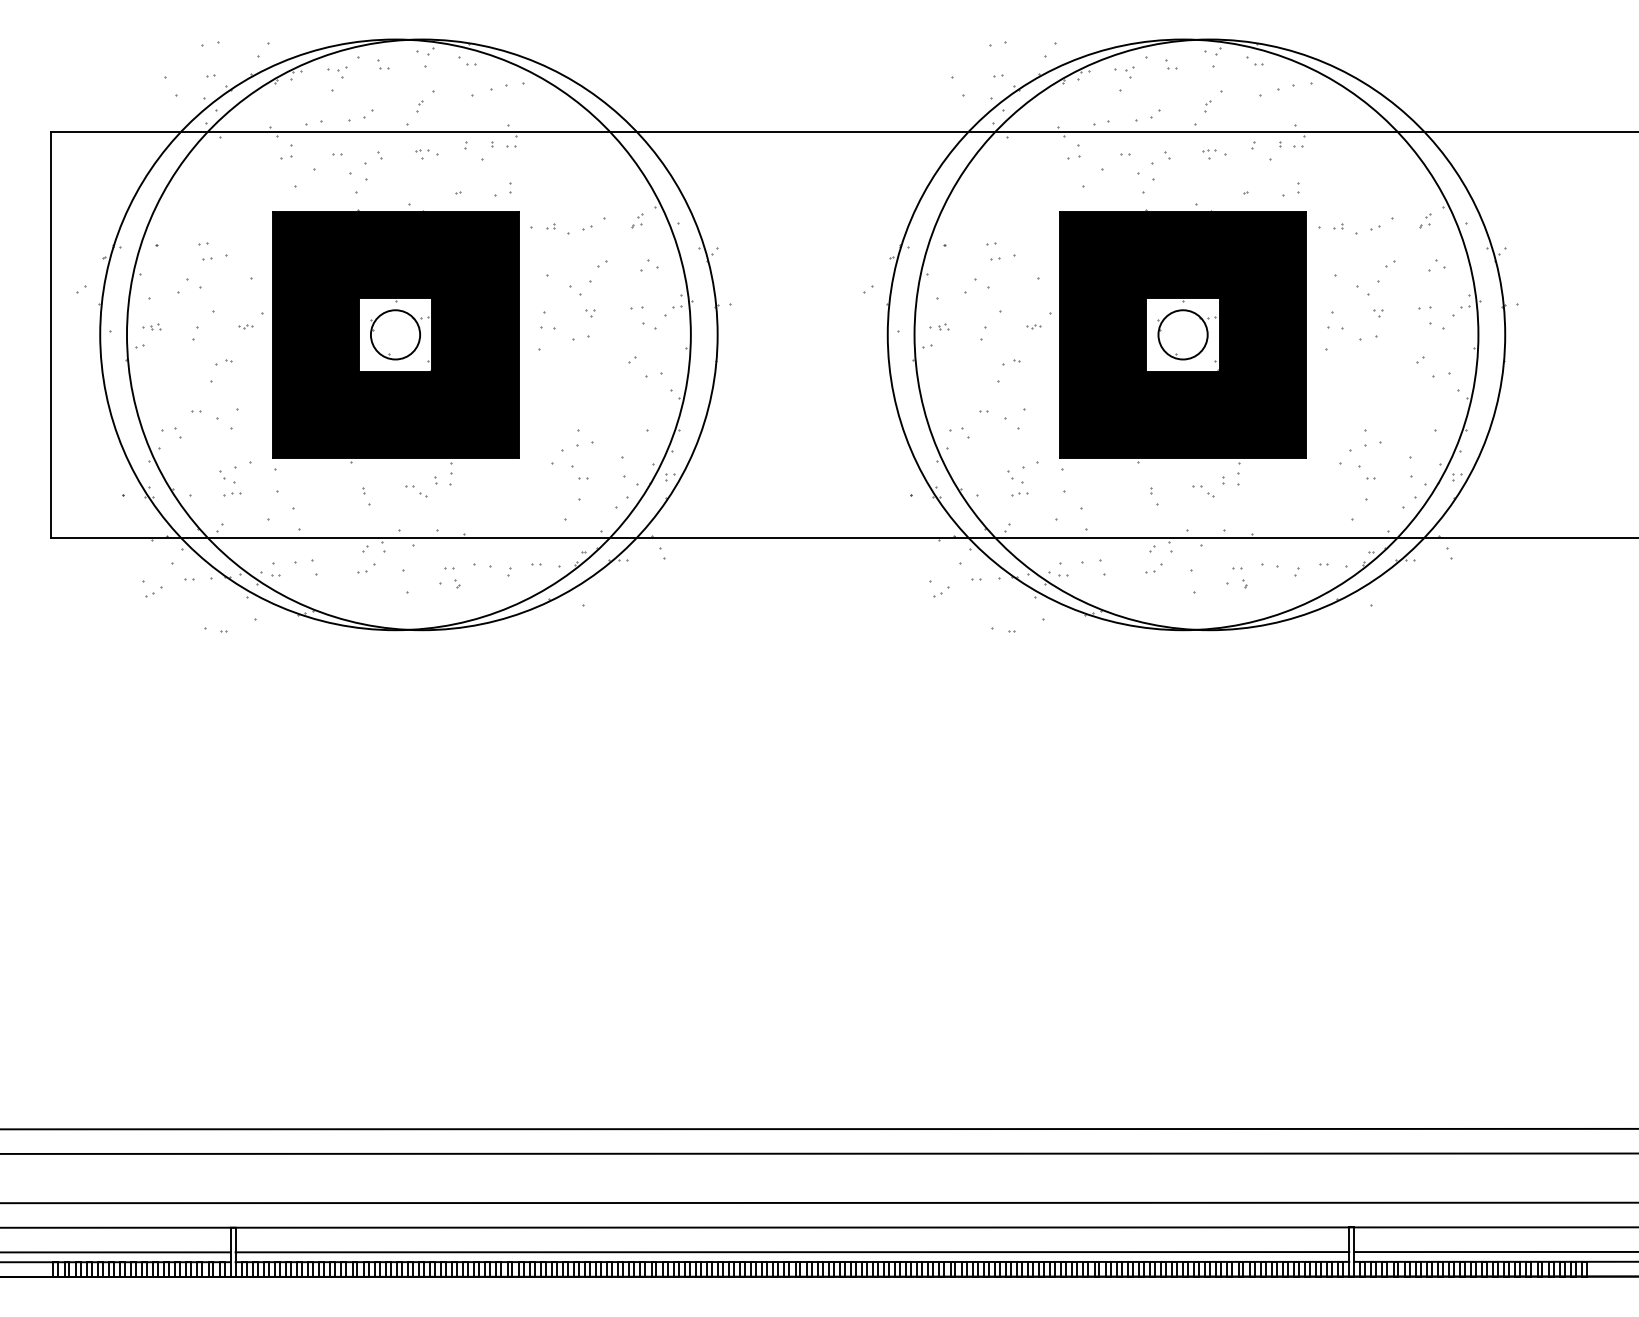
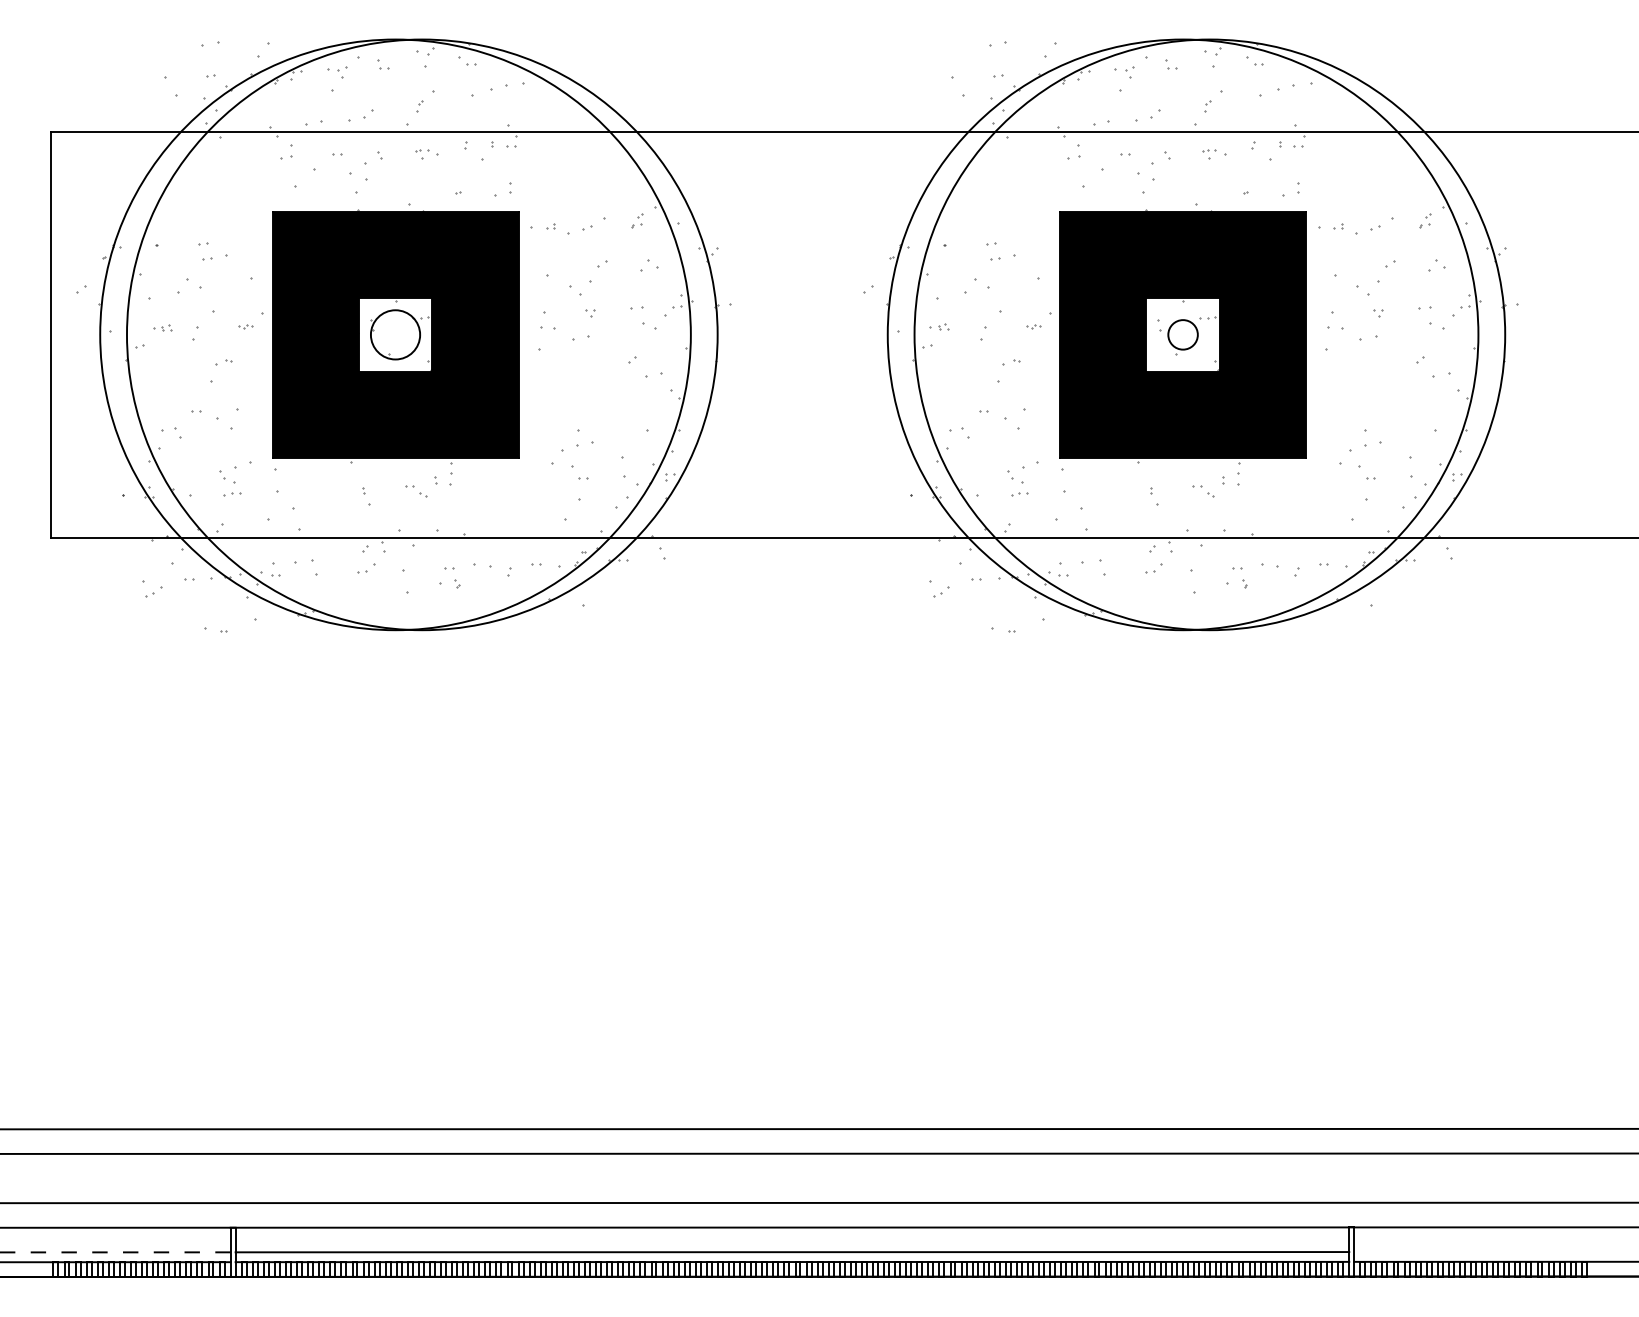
part position: (151, 326) -> (162, 327) (162, 327)
circle diameter: 49 px -> 30 px (1182, 334)
line: present -> none (1494, 1251)
line: solid -> dashed (115, 1252)
